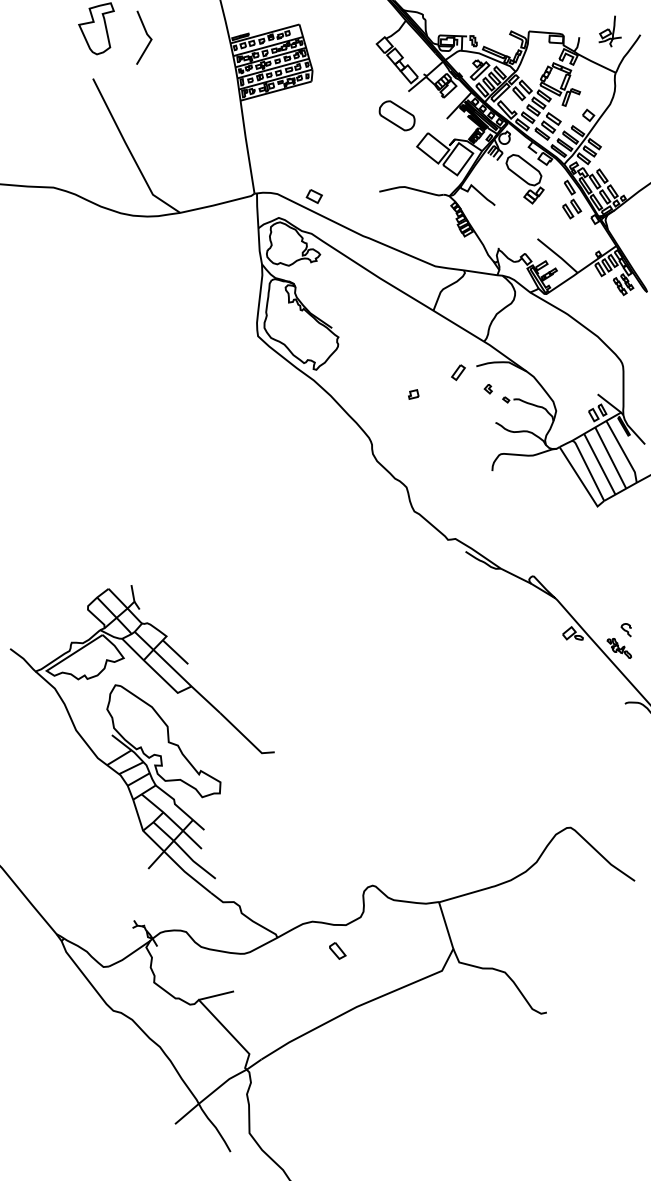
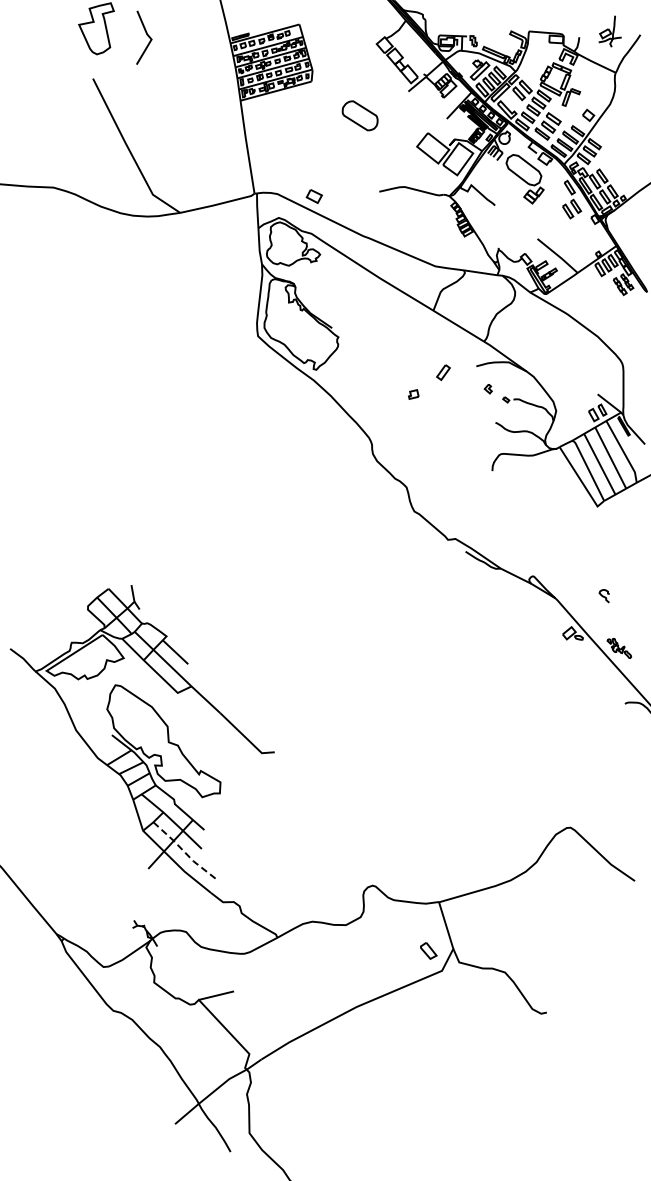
part position: (396, 115) -> (359, 115) (359, 115)
part position: (458, 372) -> (443, 372) (443, 372)
curve position: (625, 630) -> (603, 596) (603, 596)
line: solid -> dashed (183, 851)
part position: (337, 950) -> (428, 950) (428, 950)
